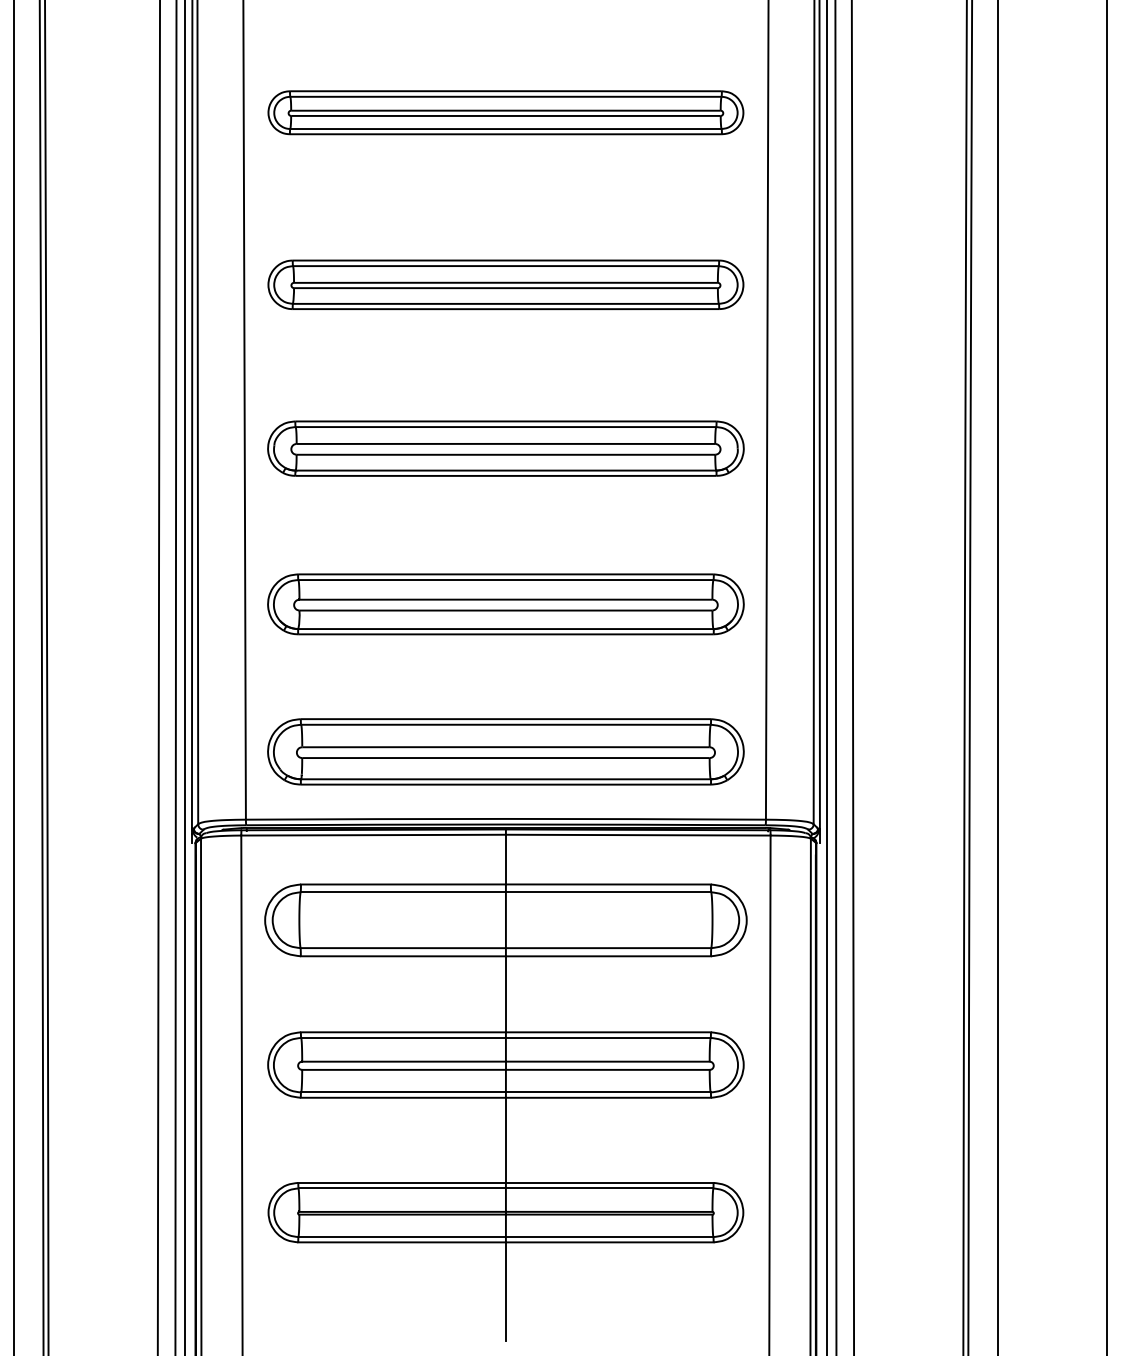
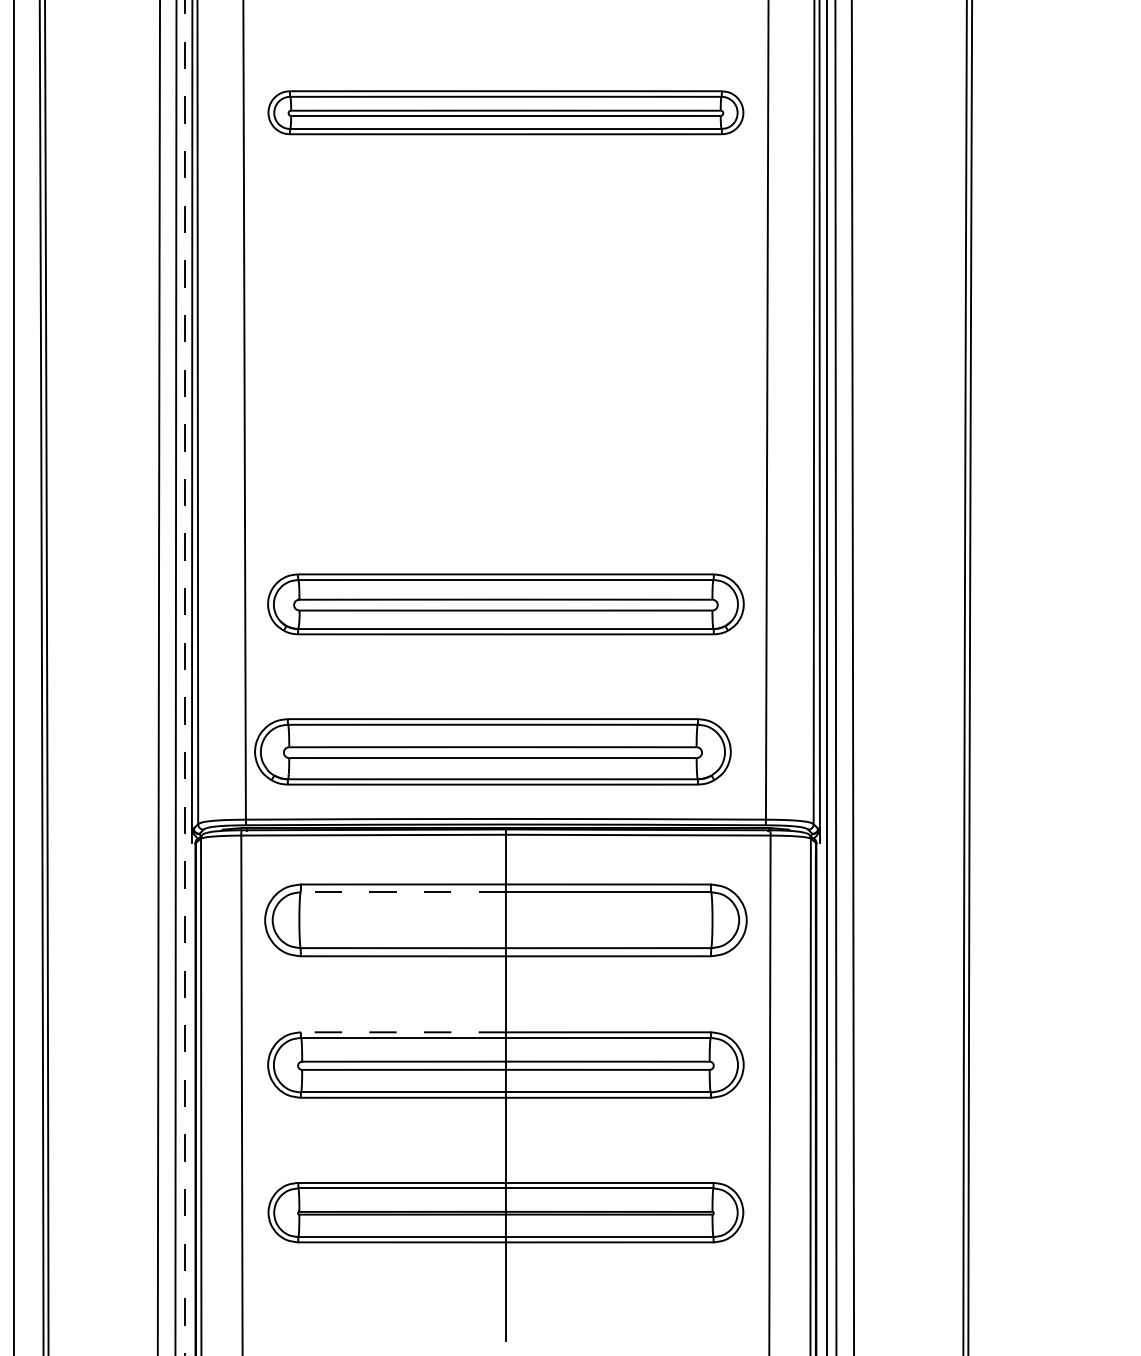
part: present -> none (505, 284)
part: present -> none (505, 448)
line: present -> none (997, 677)
line: present -> none (1106, 677)
line: solid -> dashed (184, 678)
part position: (505, 751) -> (492, 751) (492, 751)
line: solid -> dashed (403, 892)
line: solid -> dashed (403, 1032)
